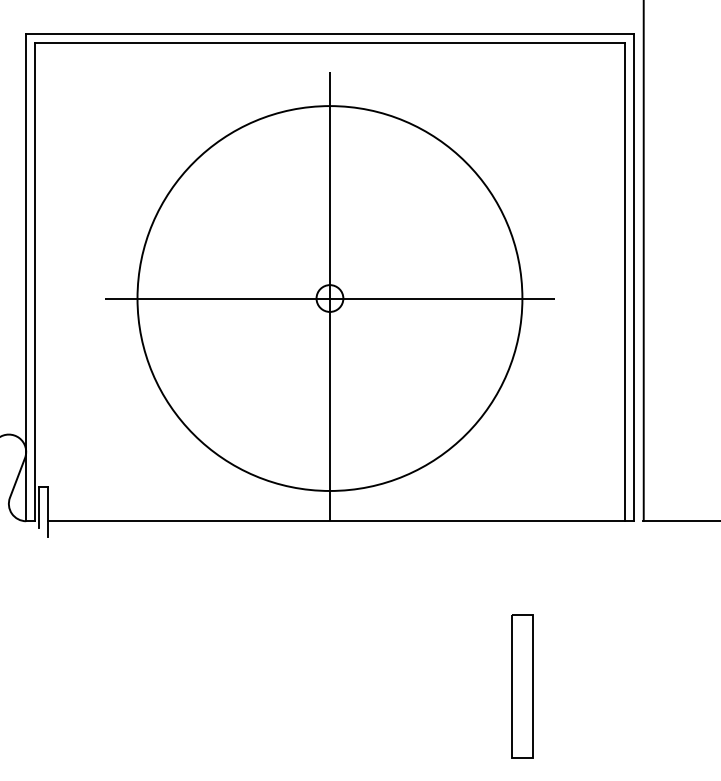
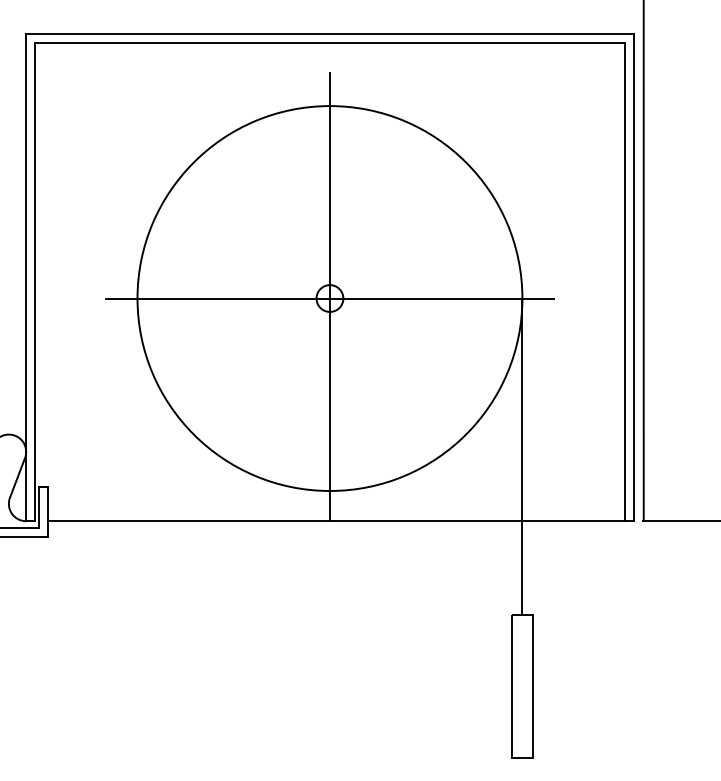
line: none -> present (522, 456)
line: none -> present (20, 527)
line: none -> present (24, 536)
